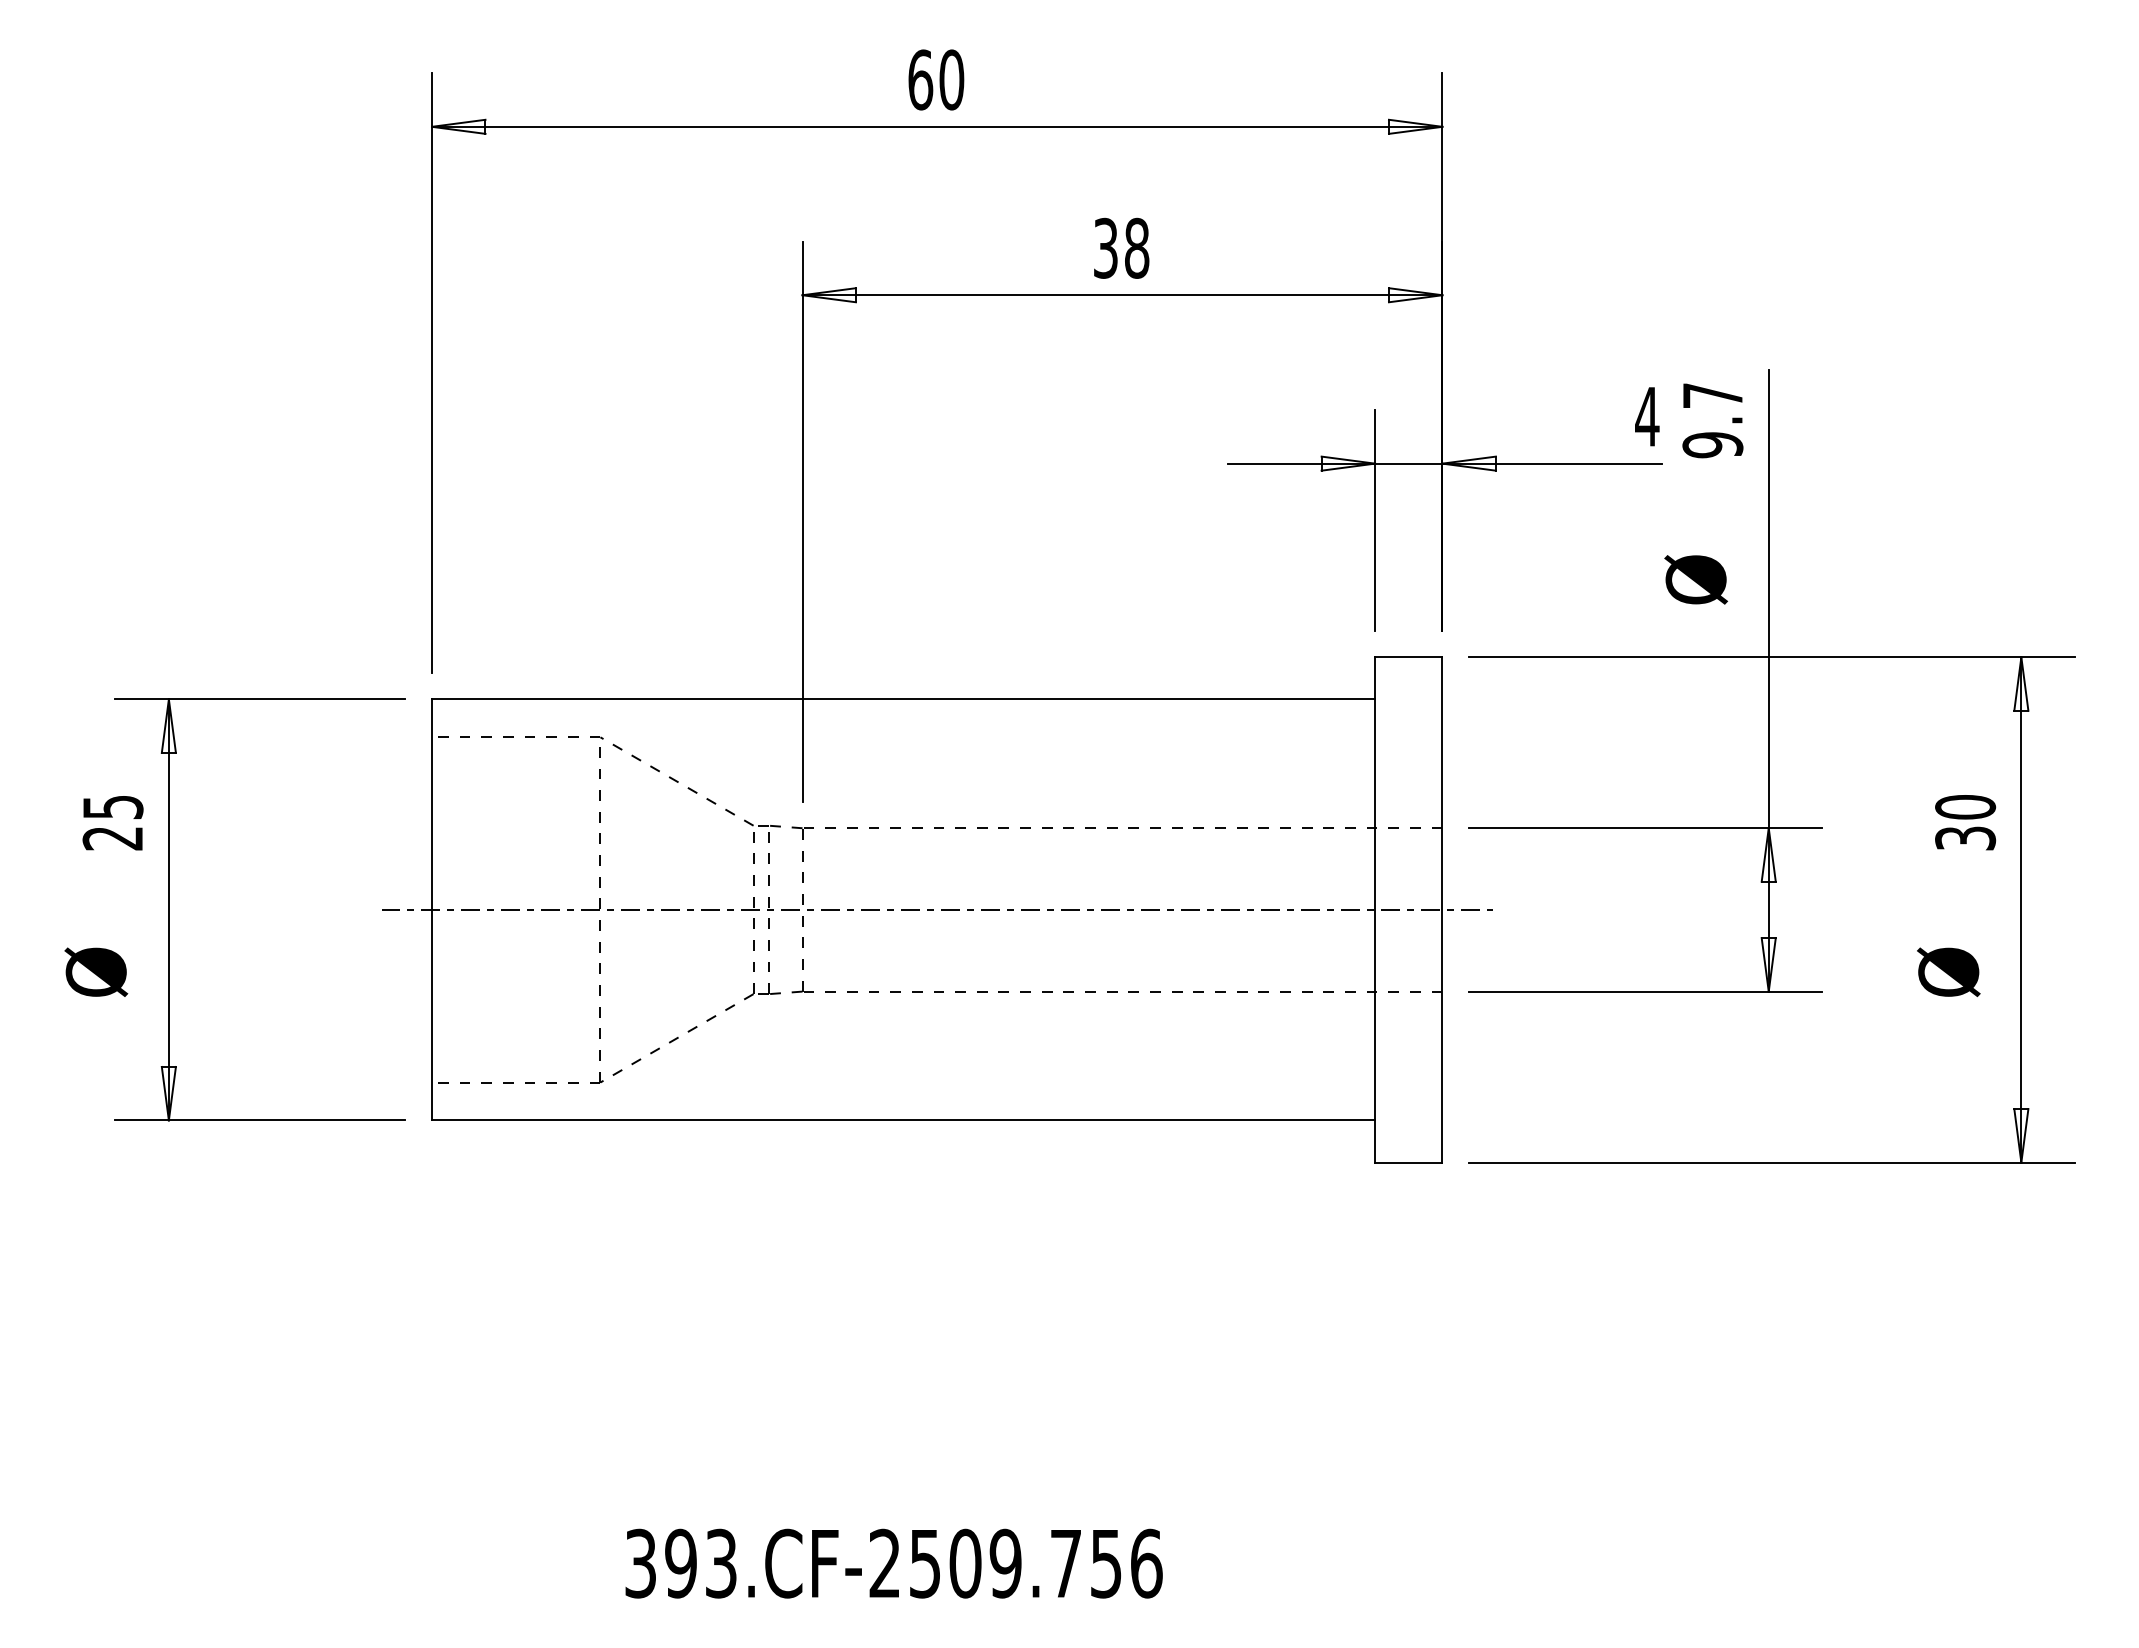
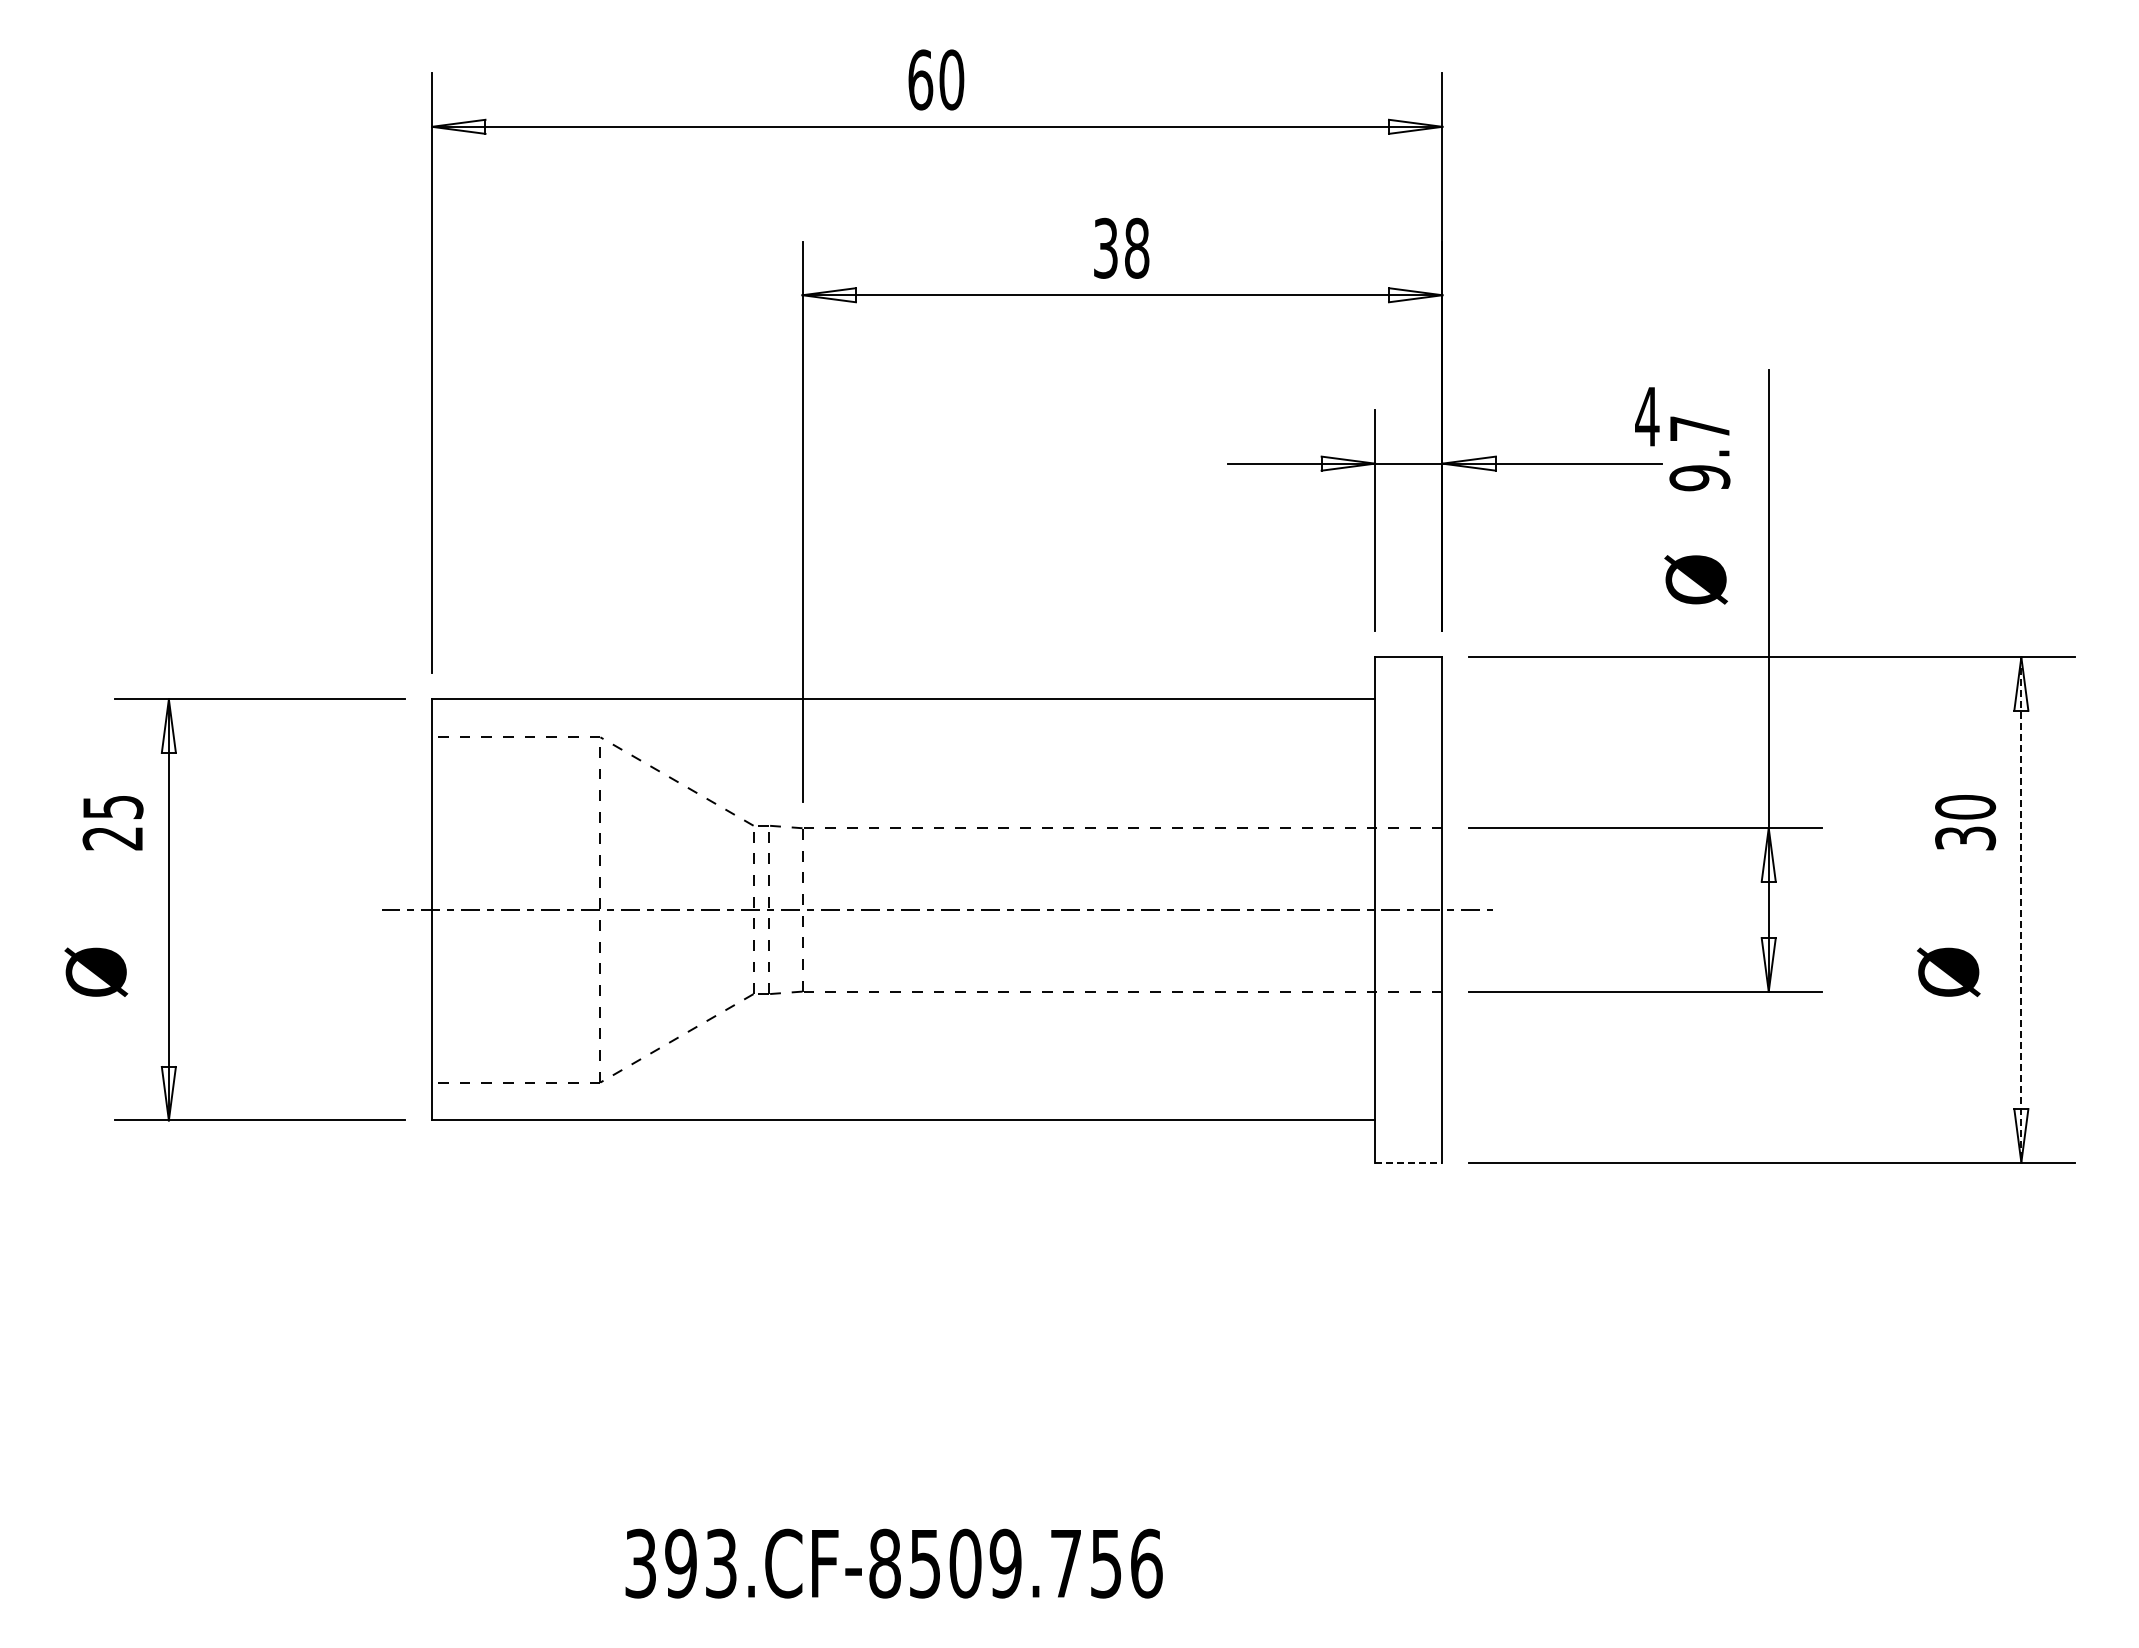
text position: (1712, 420) -> (1699, 453) (1699, 453)
line: solid -> dashed (2021, 909)
line: solid -> dashed (1408, 1162)
text: 393.CF-2509.756 -> 393.CF-8509.756 (884, 1563)
